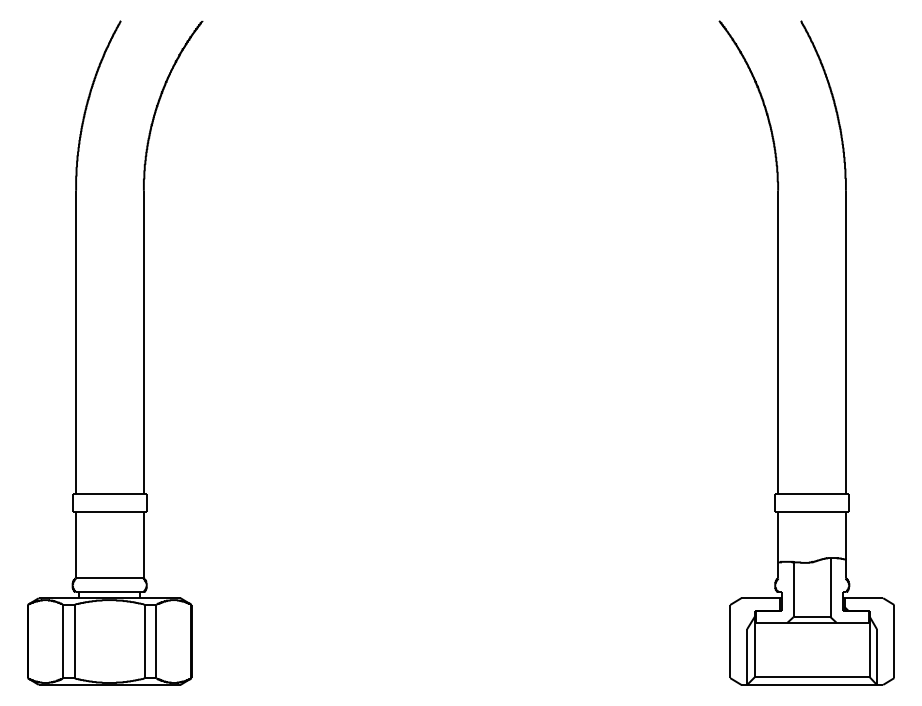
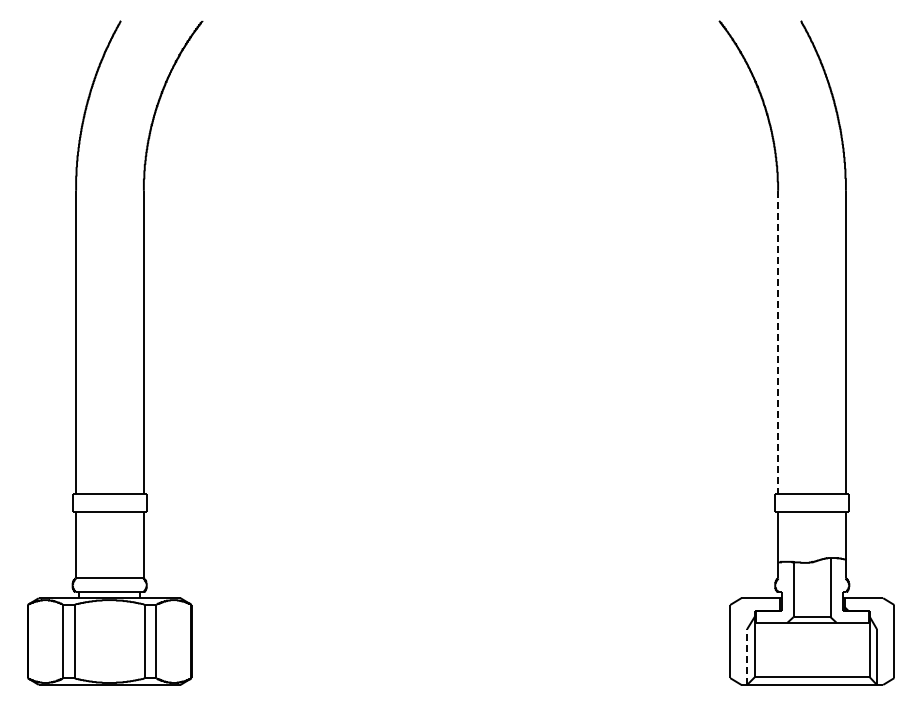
line: solid -> dashed (778, 342)
line: solid -> dashed (747, 657)
